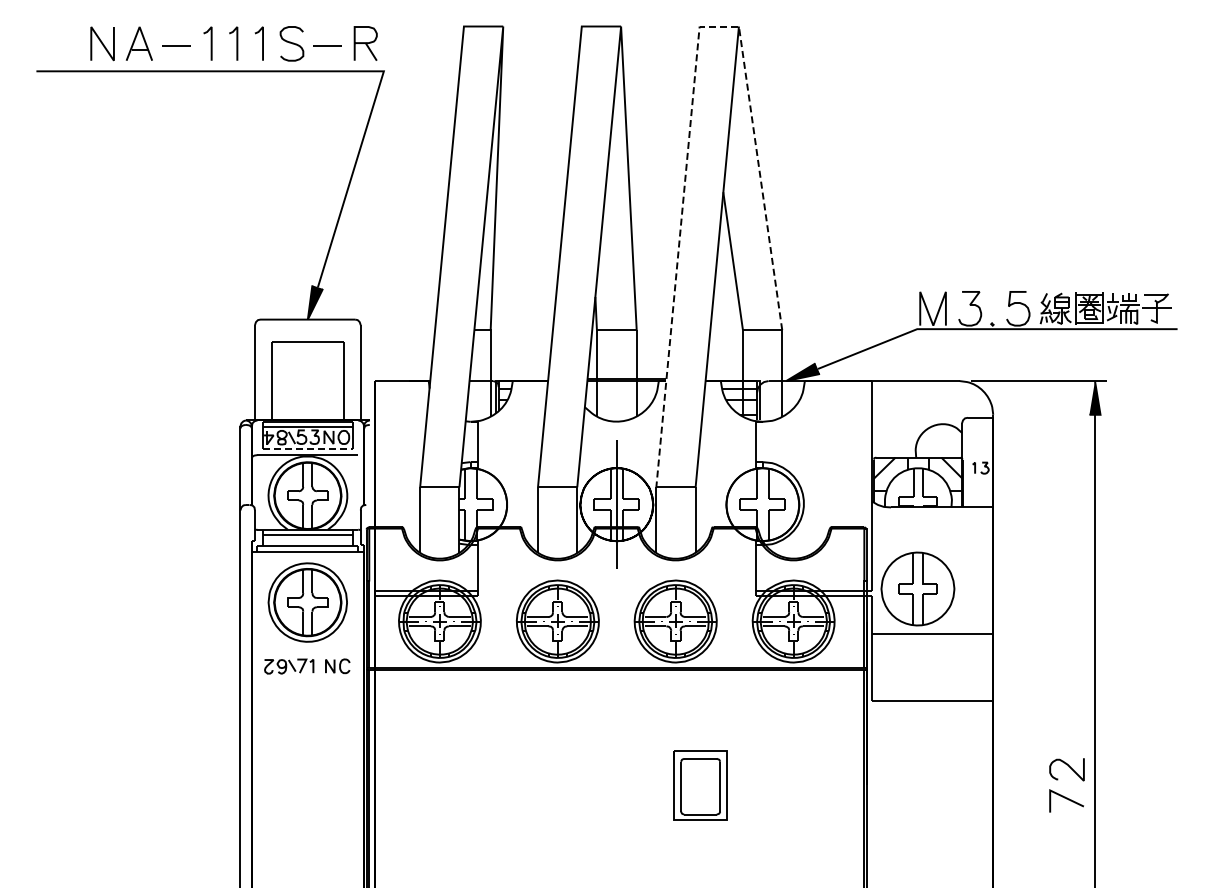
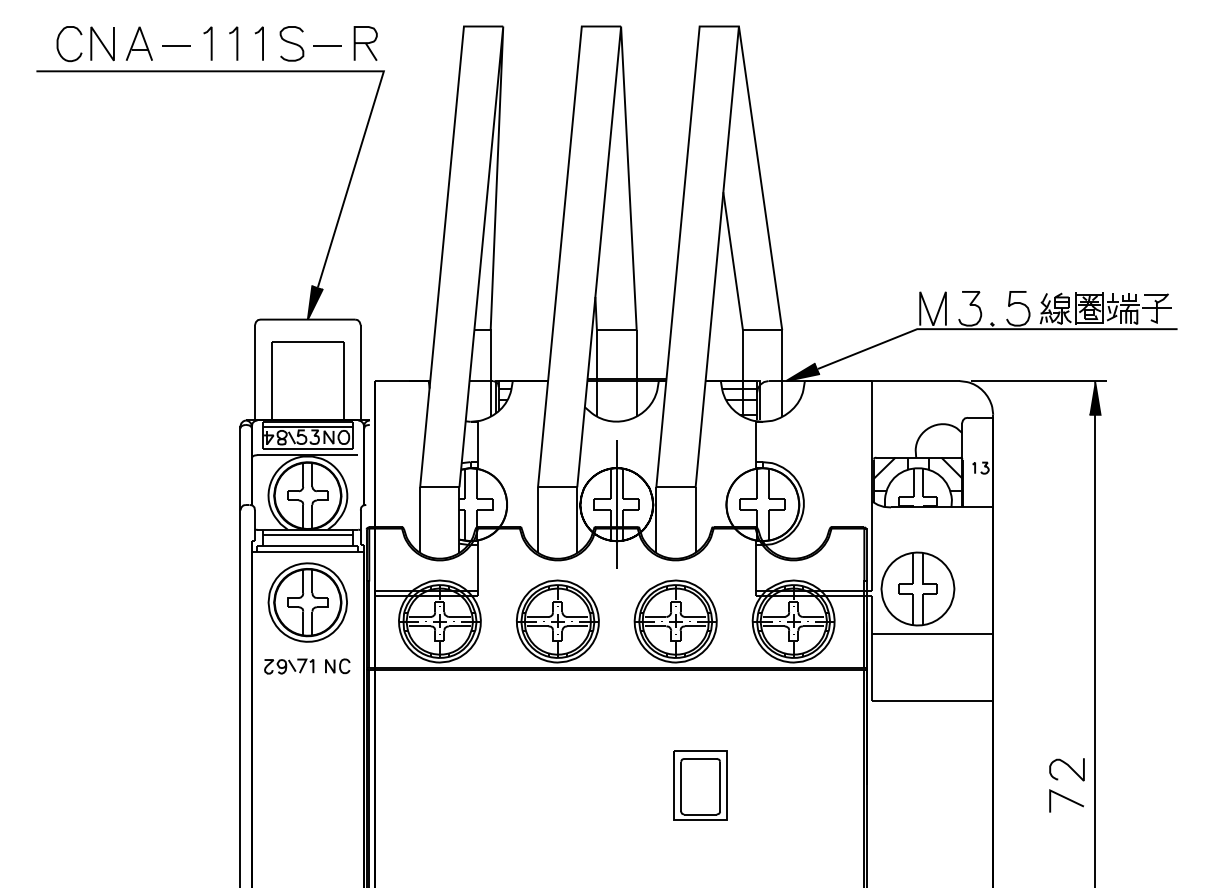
curve: none -> present (58, 44)
line: dashed -> solid (694, 83)
line: dashed -> solid (307, 449)
